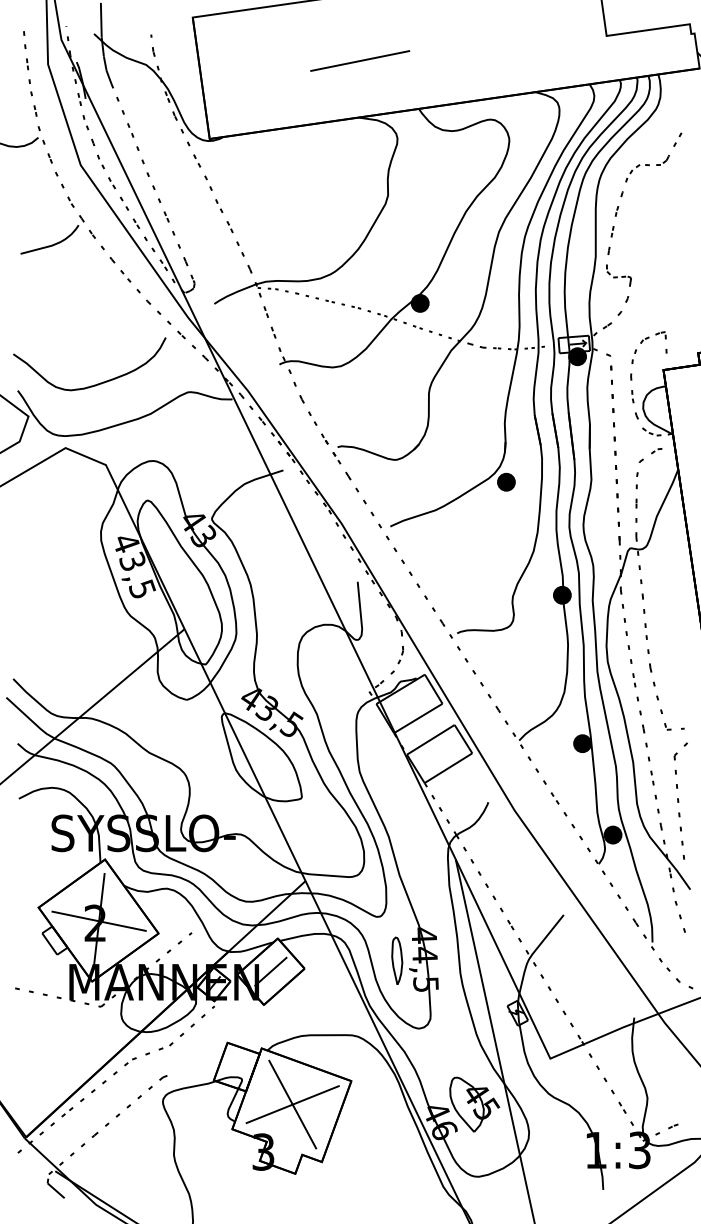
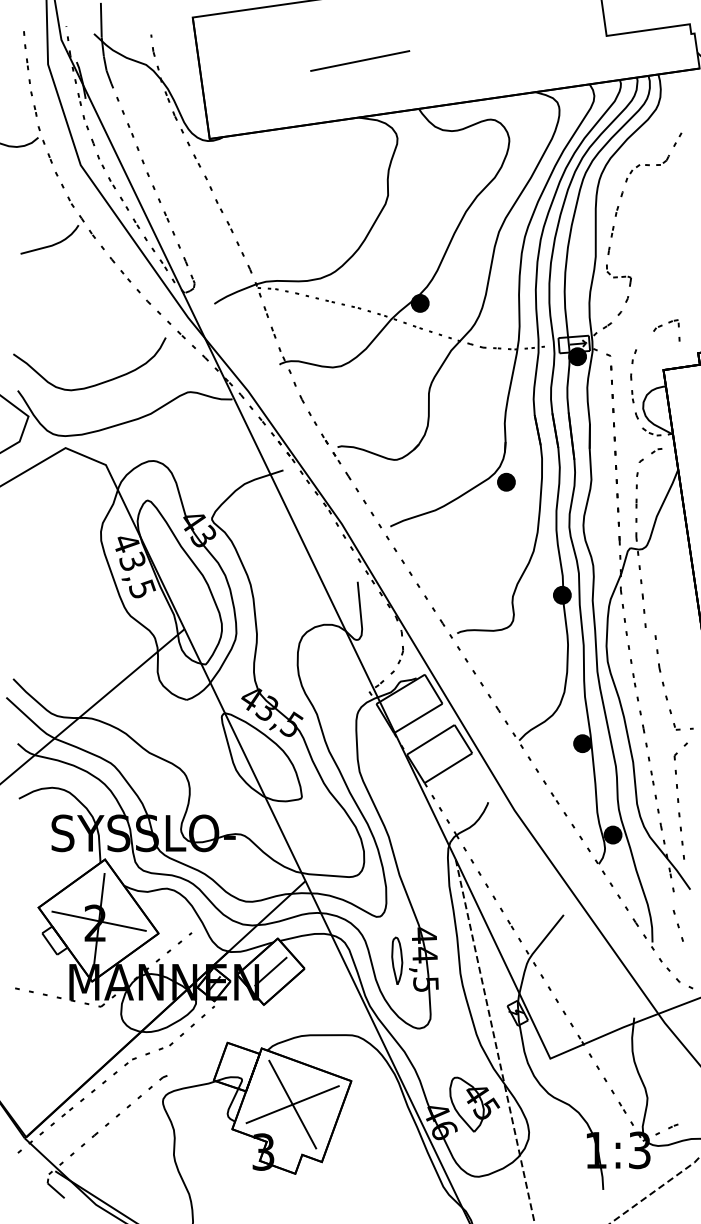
part position: (653, 342) -> (666, 330) (666, 330)
part position: (655, 684) -> (664, 684) (664, 684)
line position: (679, 916) -> (677, 925) (677, 925)
line: solid -> dashed (507, 1098)
